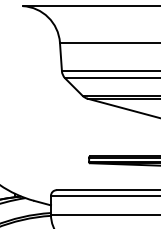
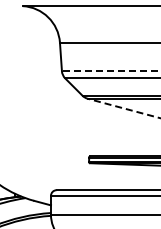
line: solid -> dashed (110, 71)
line: solid -> dashed (124, 108)
